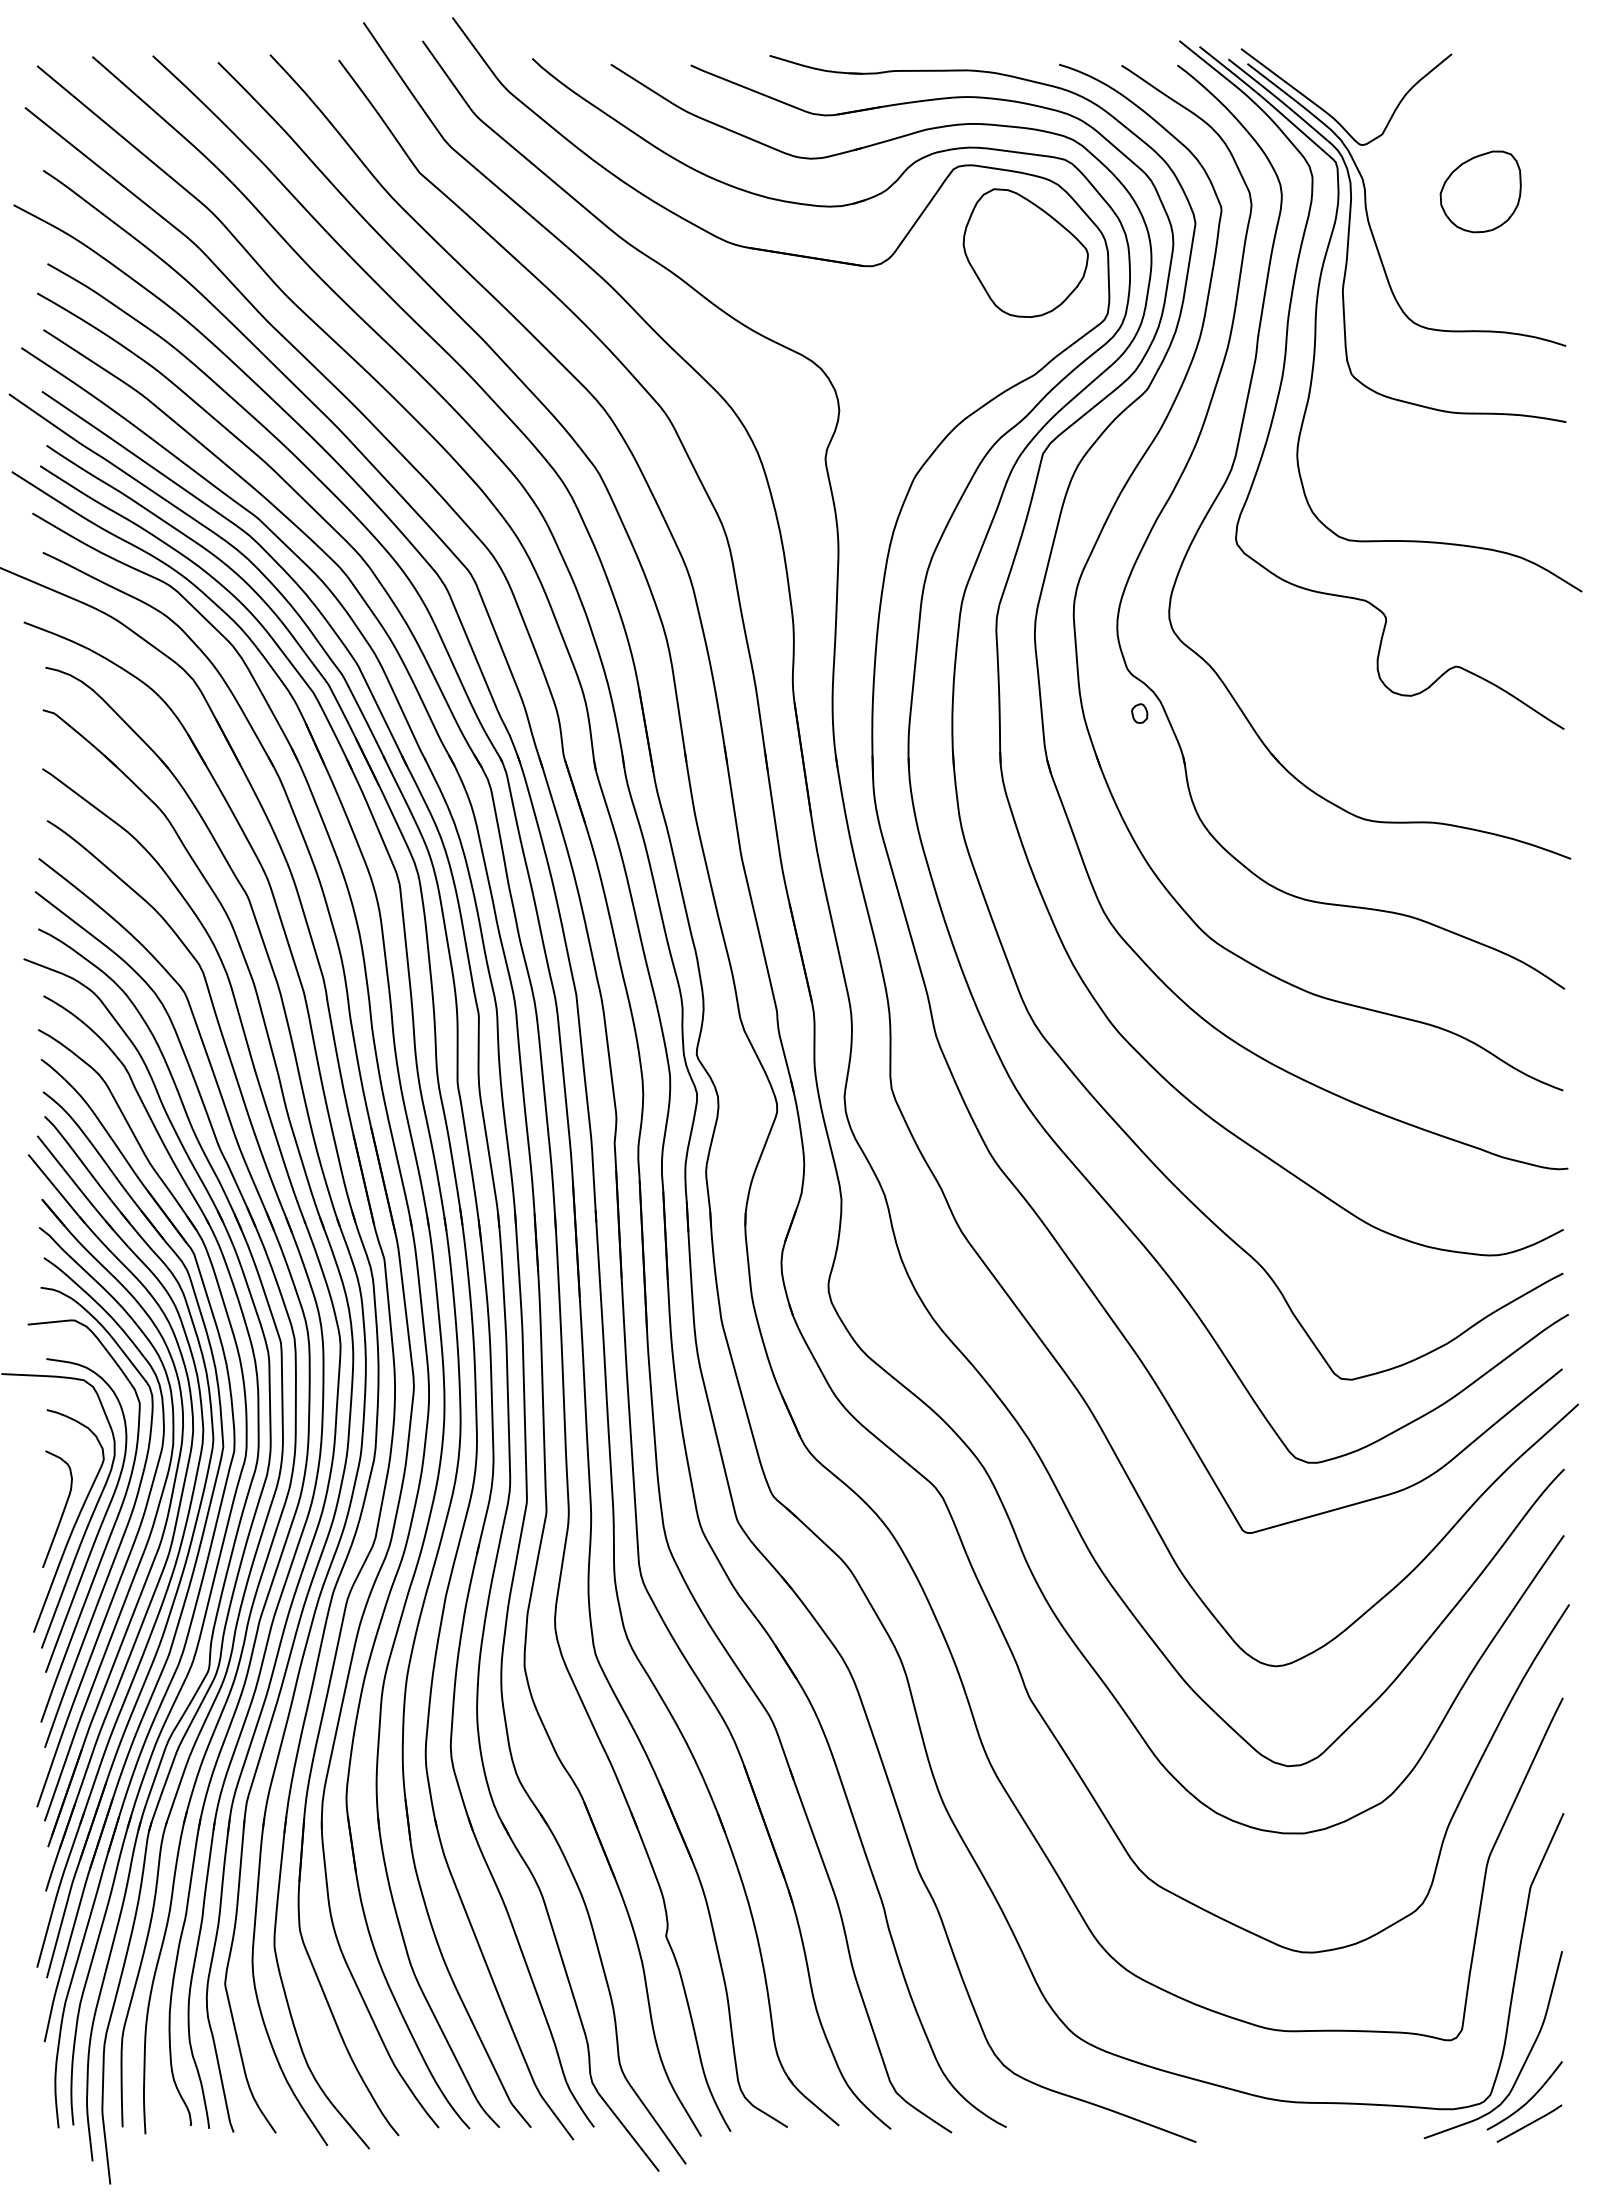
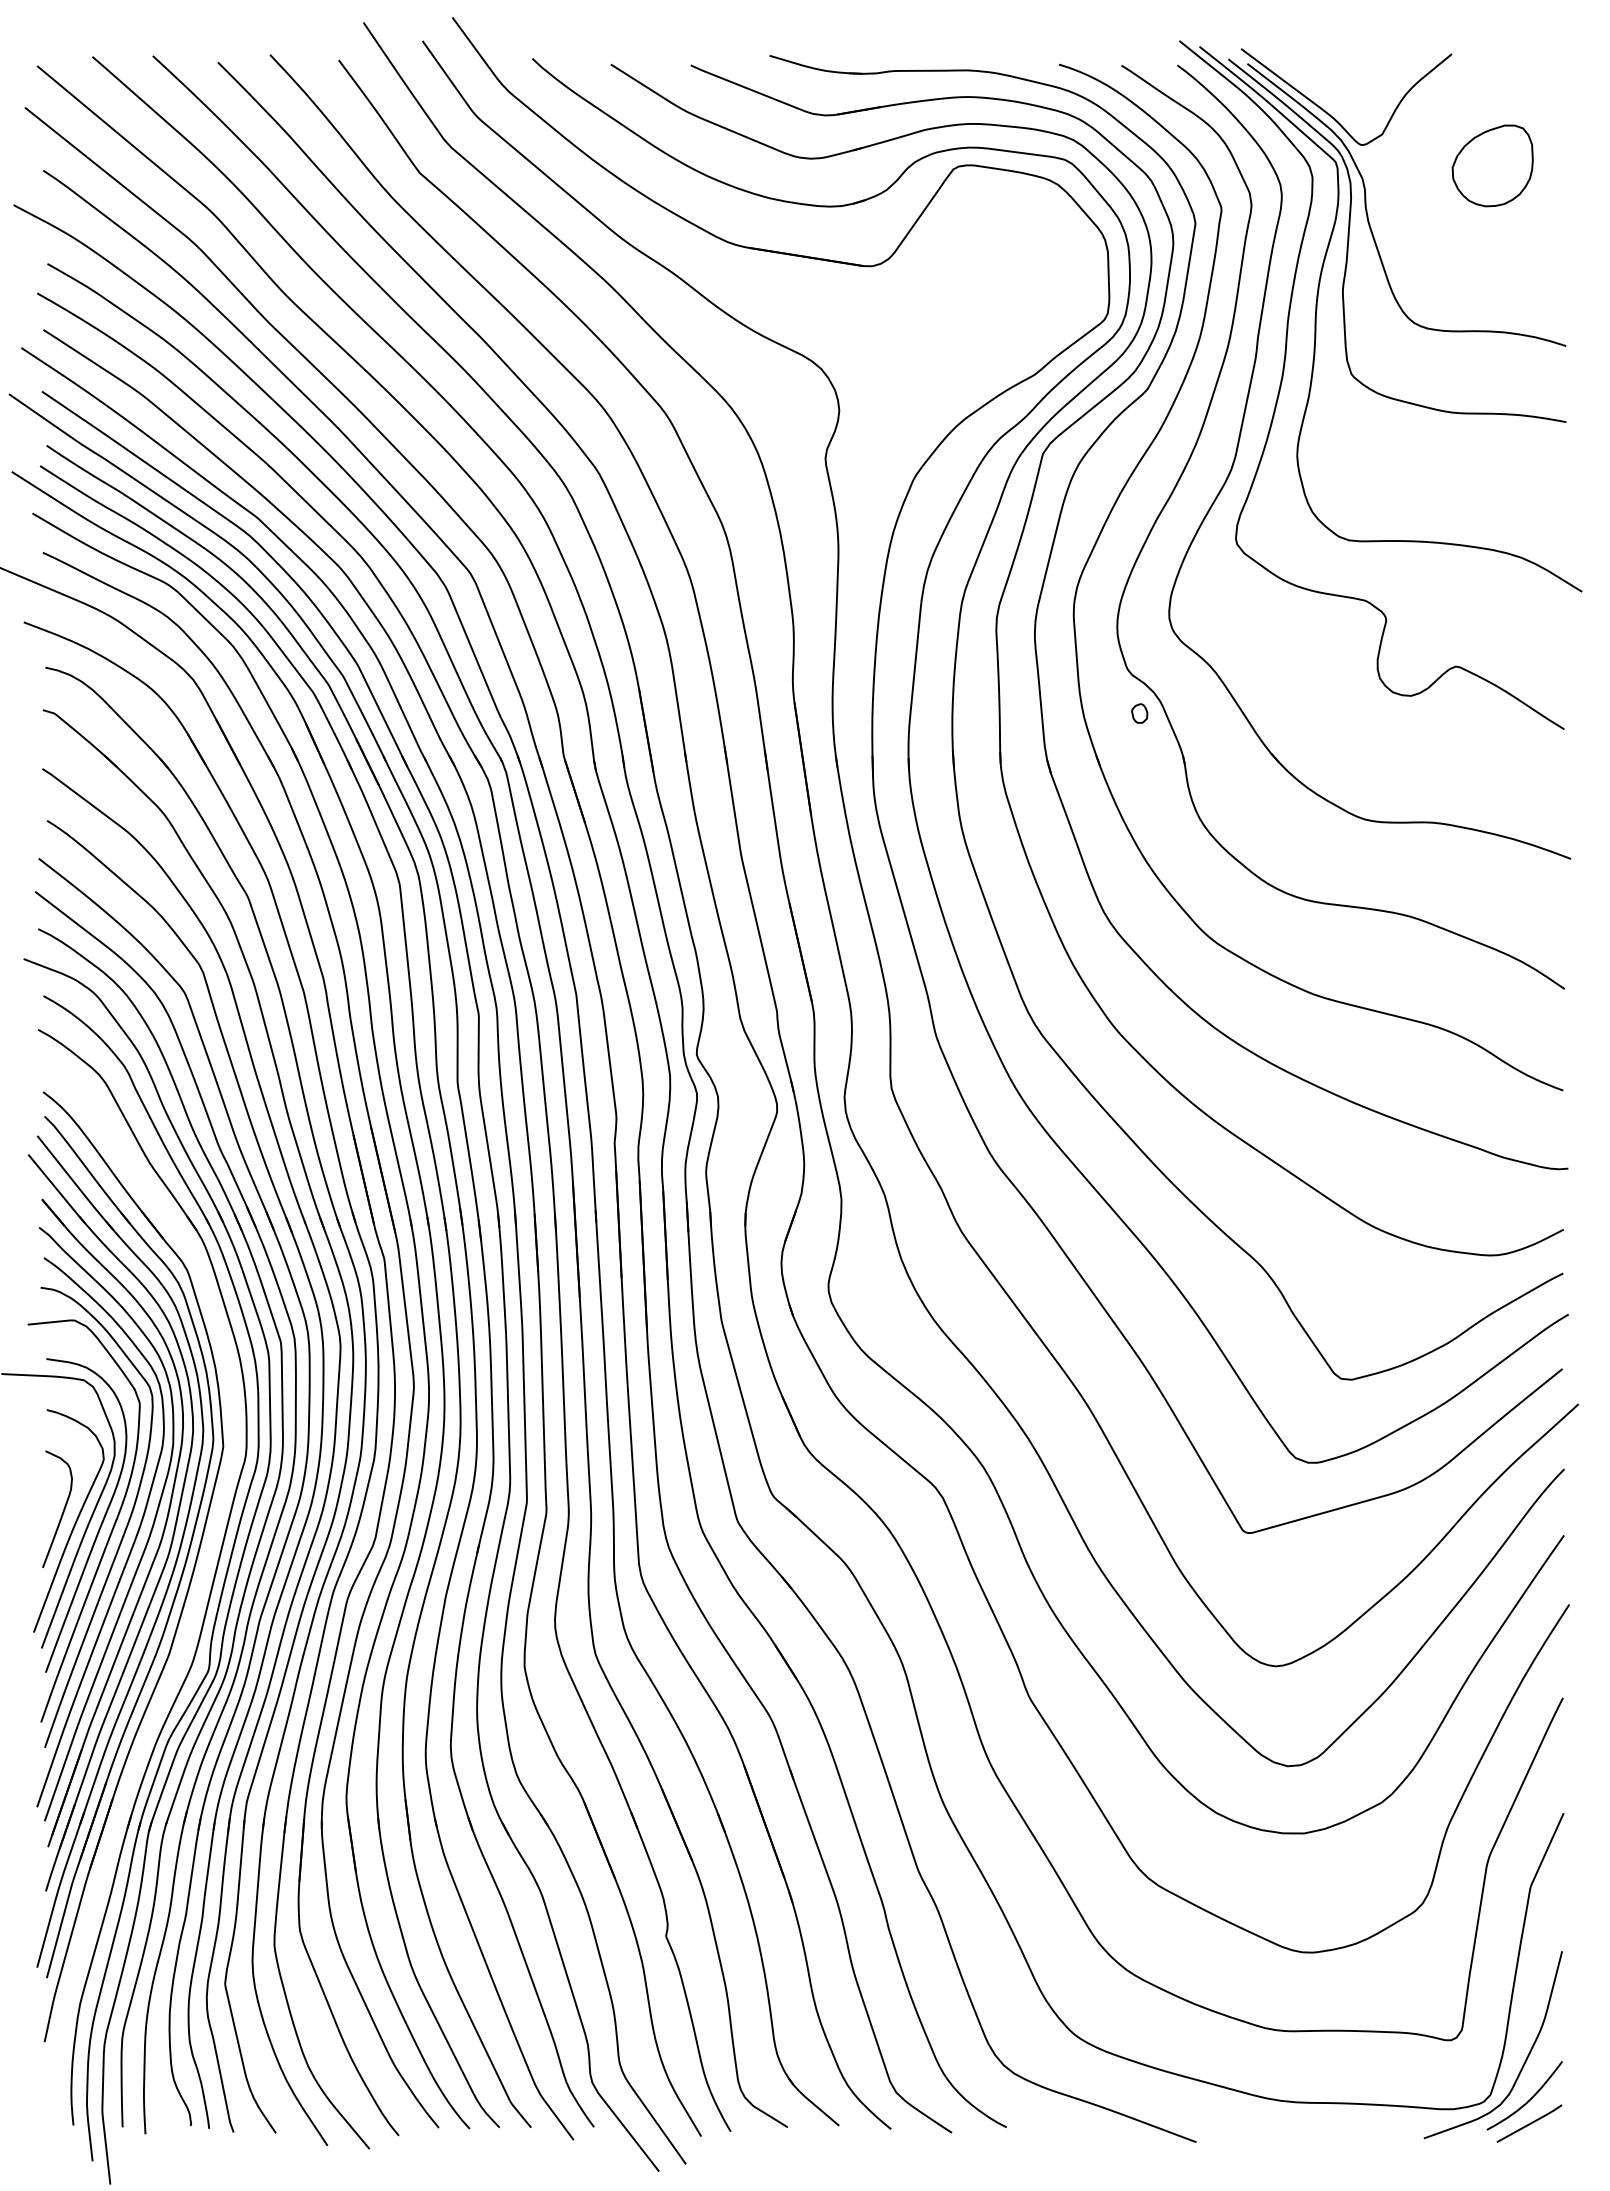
part position: (1480, 191) -> (1492, 165) (1492, 165)
part: present -> none (1025, 252)
part: present -> none (193, 1609)
